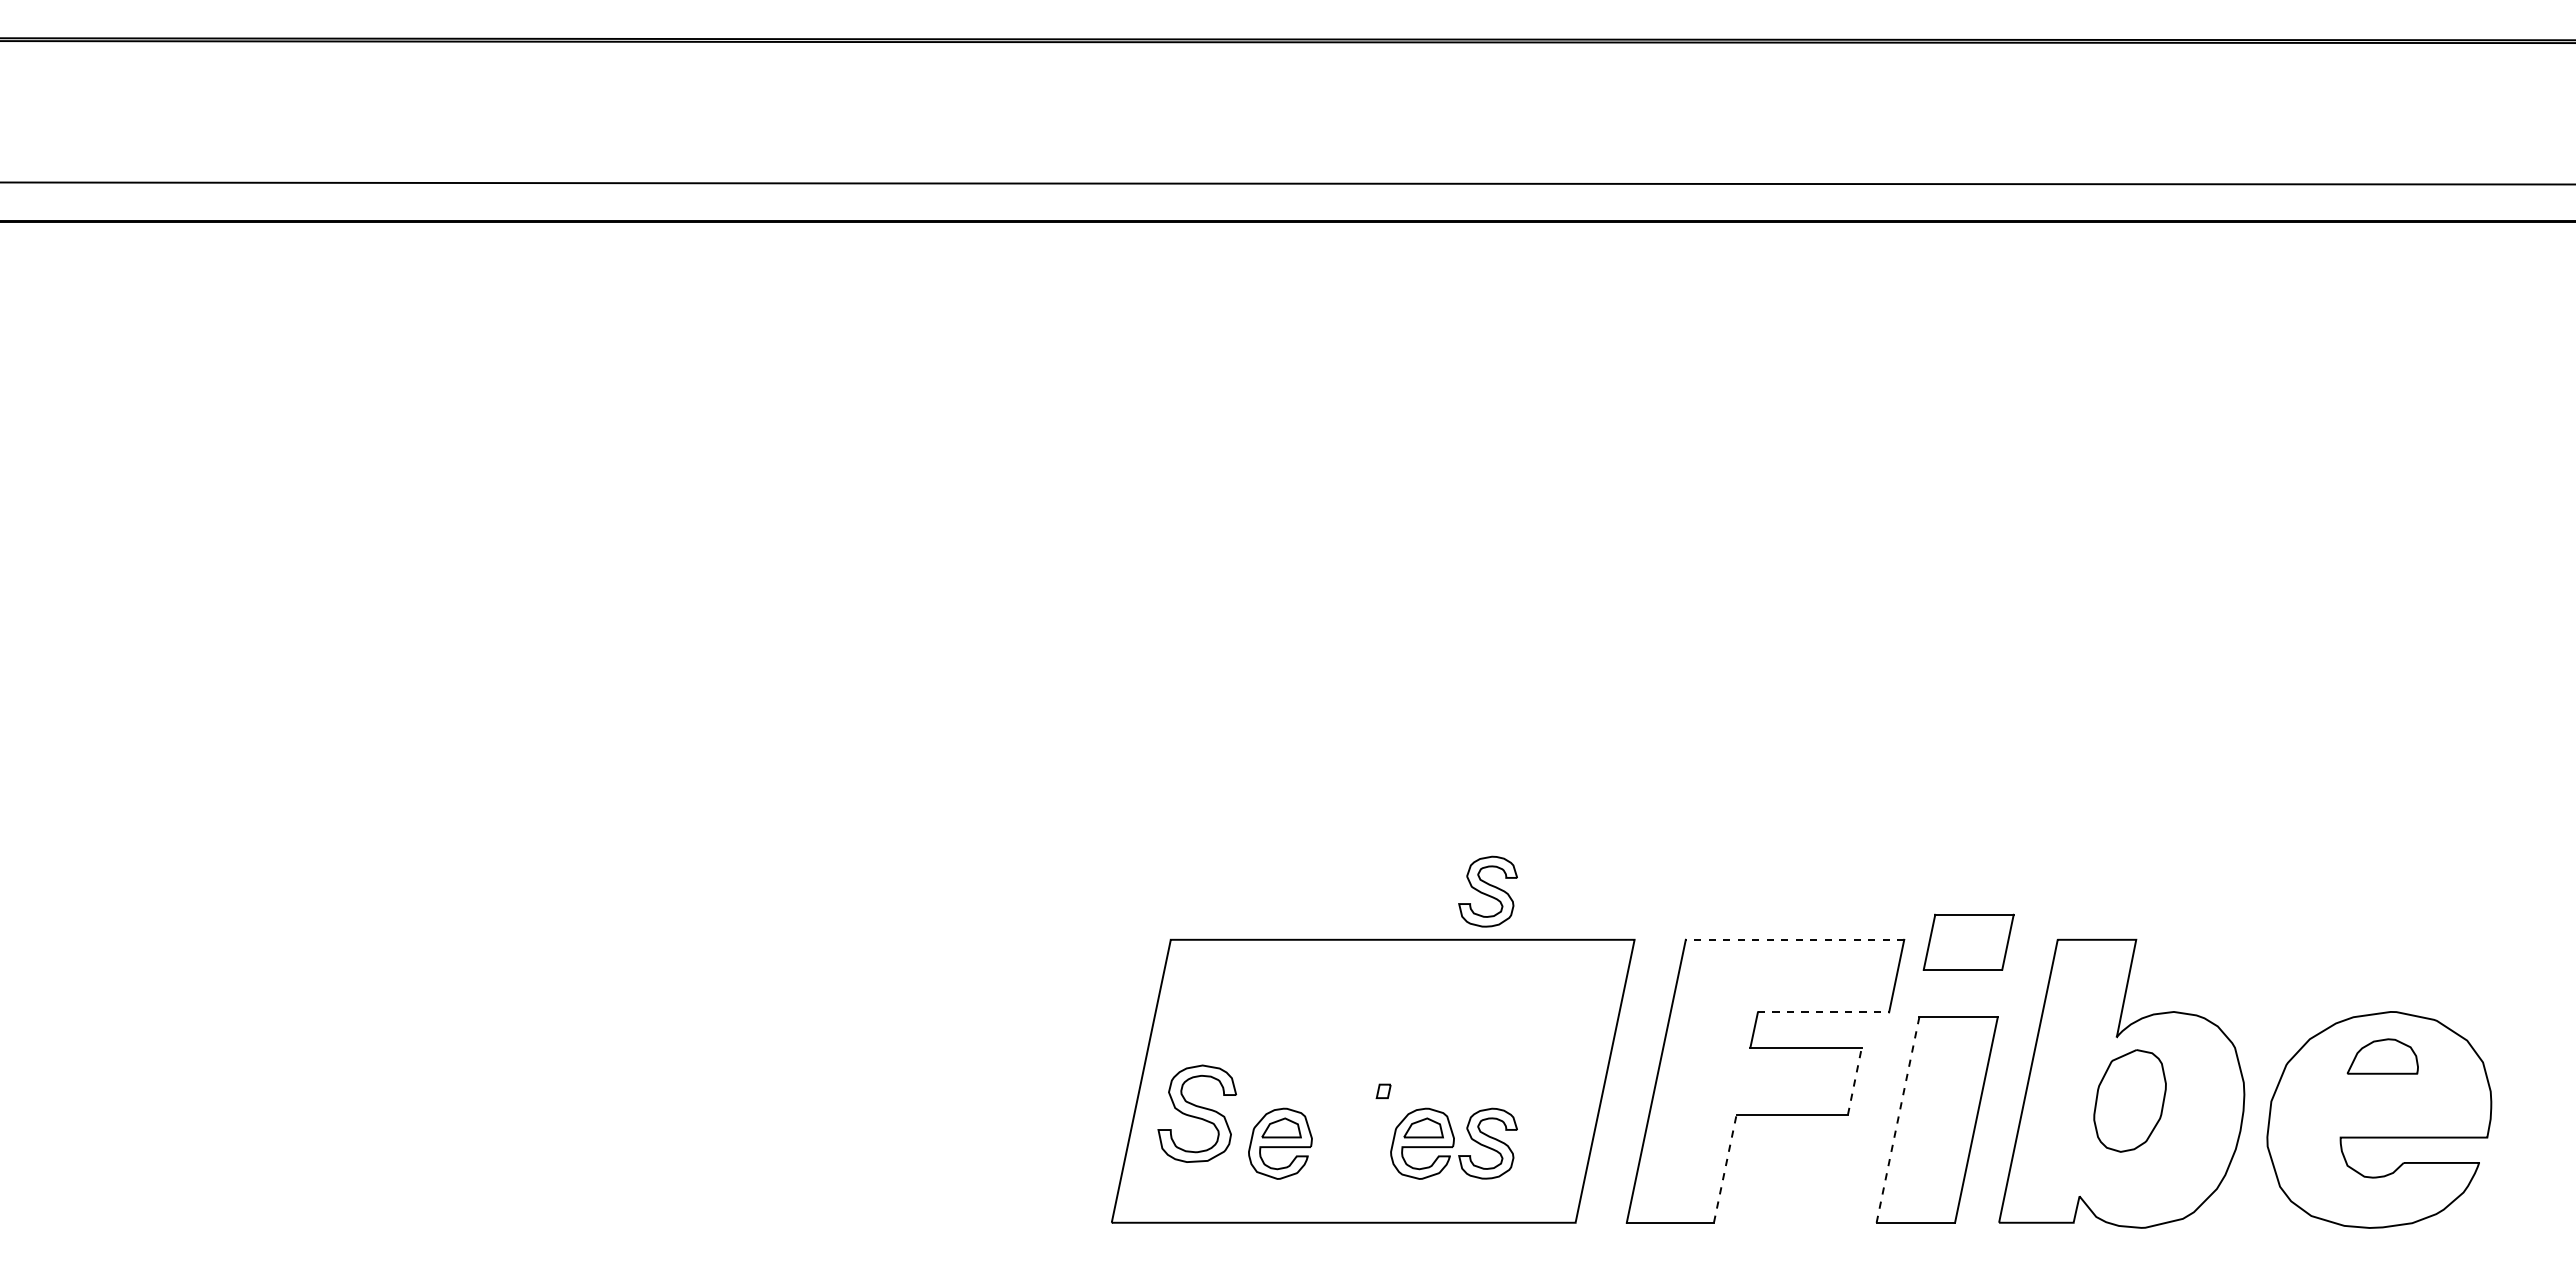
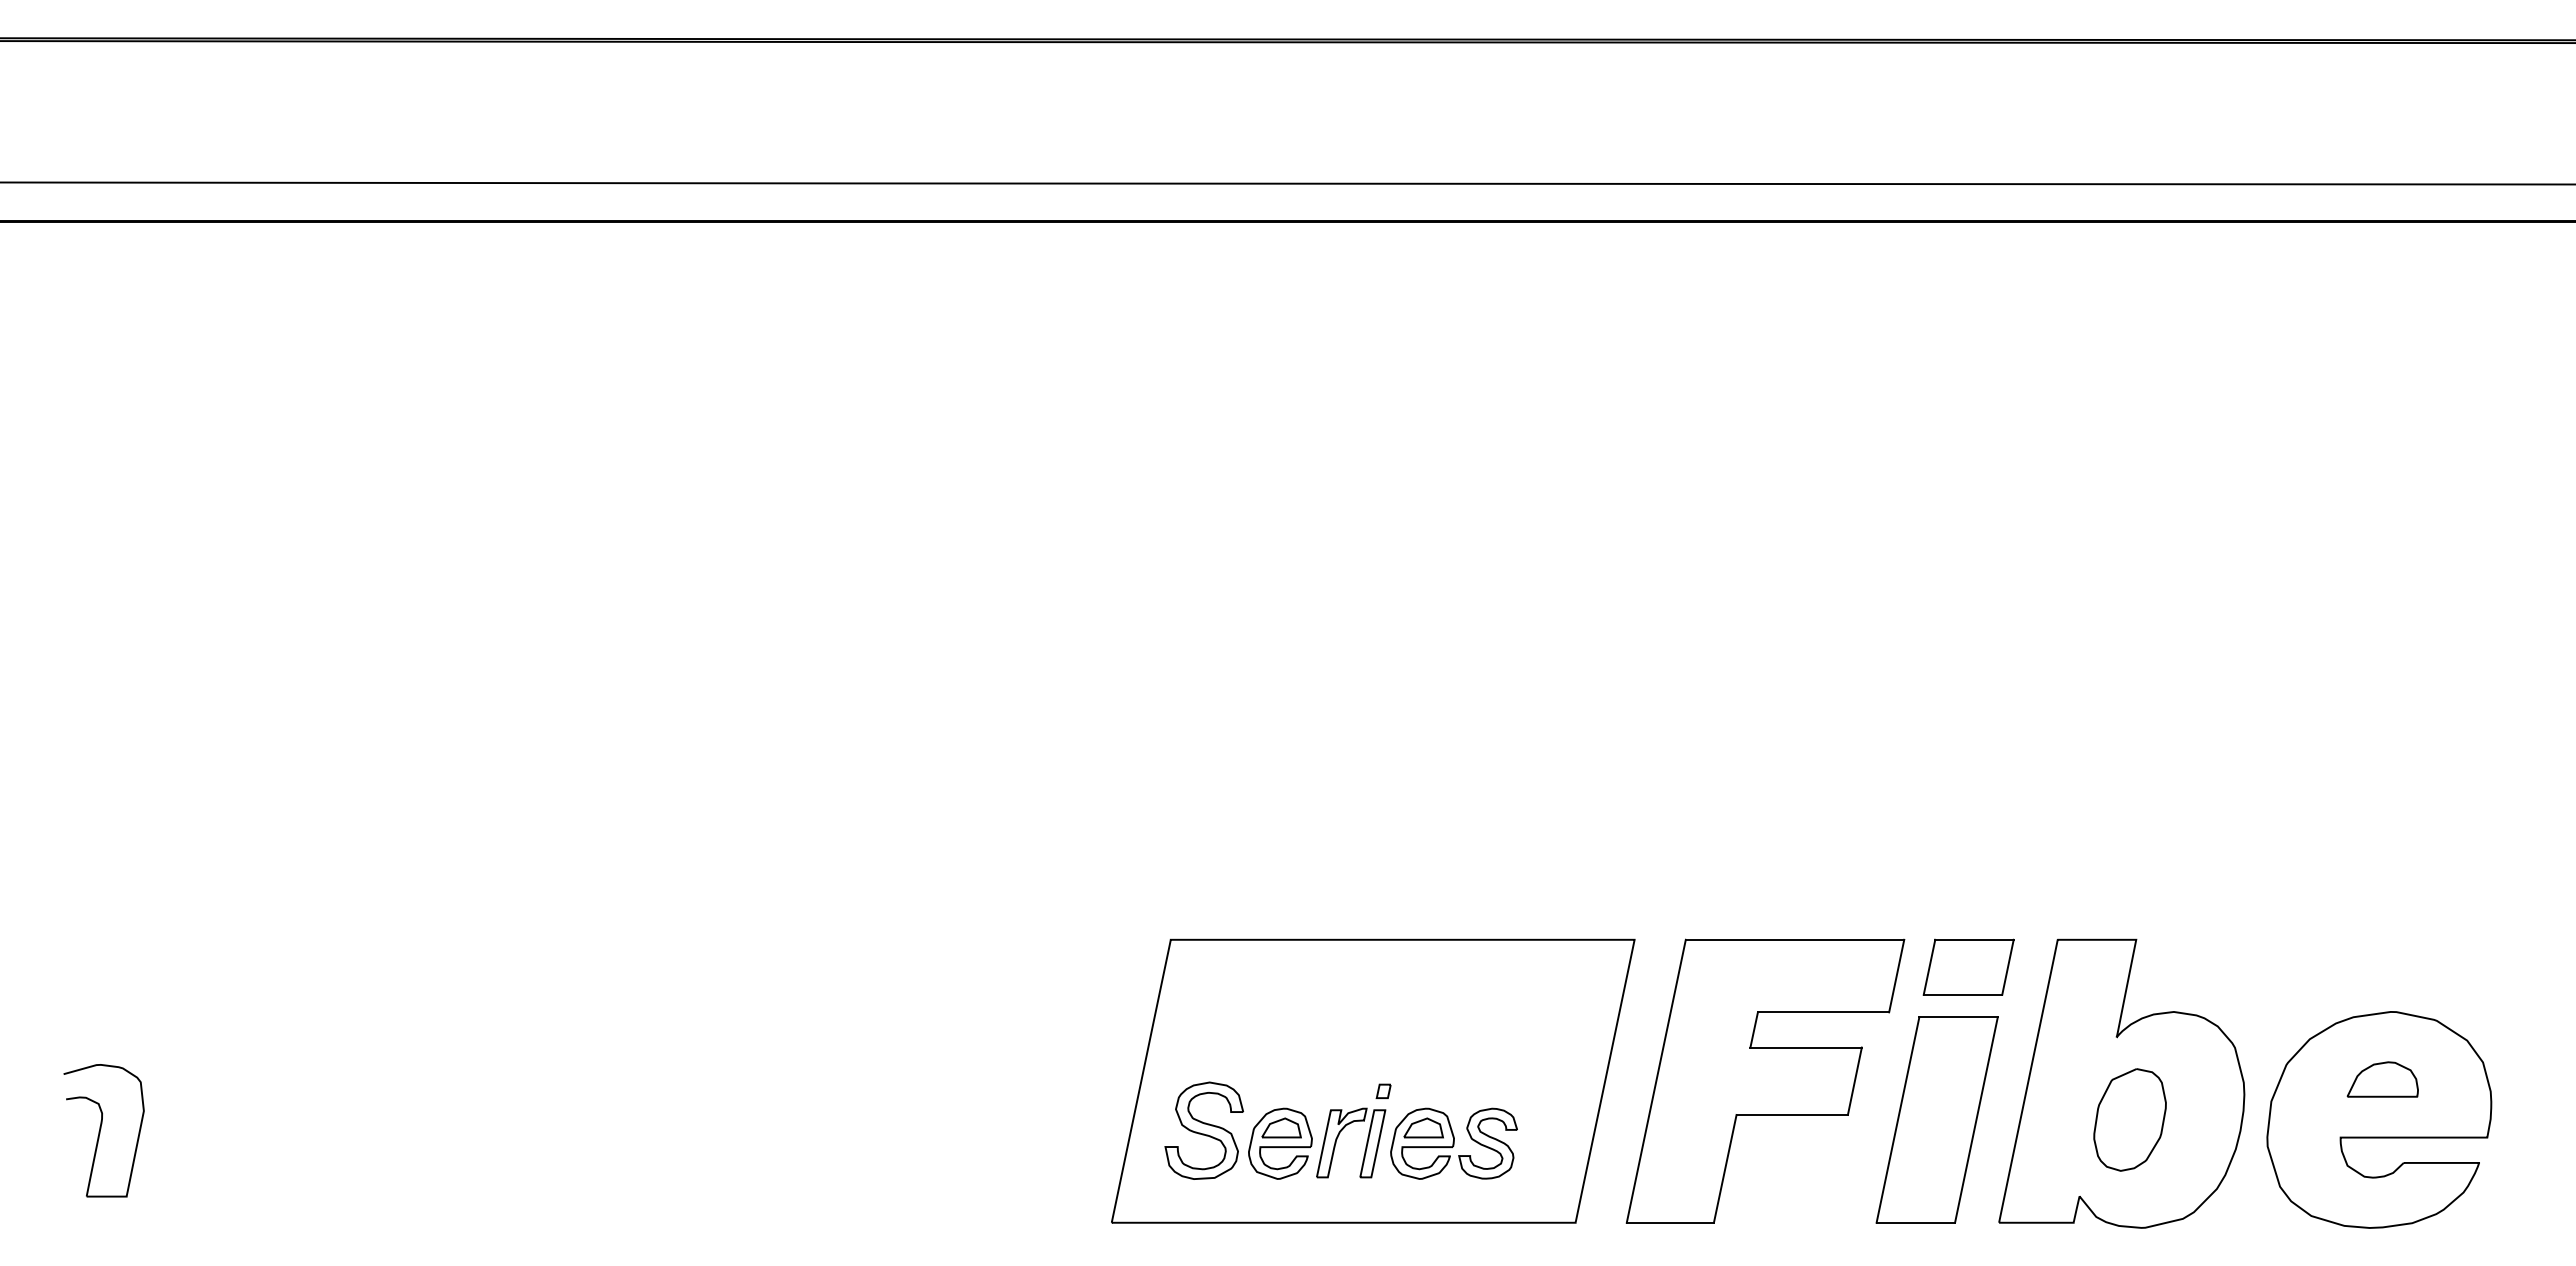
part: present -> none (1487, 891)
line: dashed -> solid (1794, 939)
part position: (1968, 941) -> (1968, 966) (1968, 966)
line: dashed -> solid (1823, 1012)
part position: (2382, 1056) -> (2382, 1079) (2382, 1079)
line: dashed -> solid (1854, 1080)
part position: (2129, 1100) -> (2129, 1119) (2129, 1119)
part position: (1196, 1113) -> (1203, 1130) (1203, 1130)
line: dashed -> solid (1897, 1120)
part: none -> present (103, 1130)
part: none -> present (1339, 1135)
line: dashed -> solid (1725, 1168)
